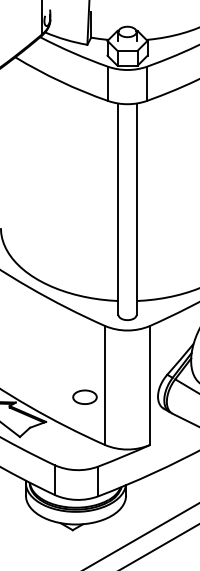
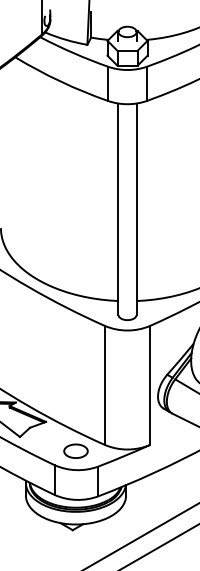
part position: (84, 396) -> (75, 450) (75, 450)
